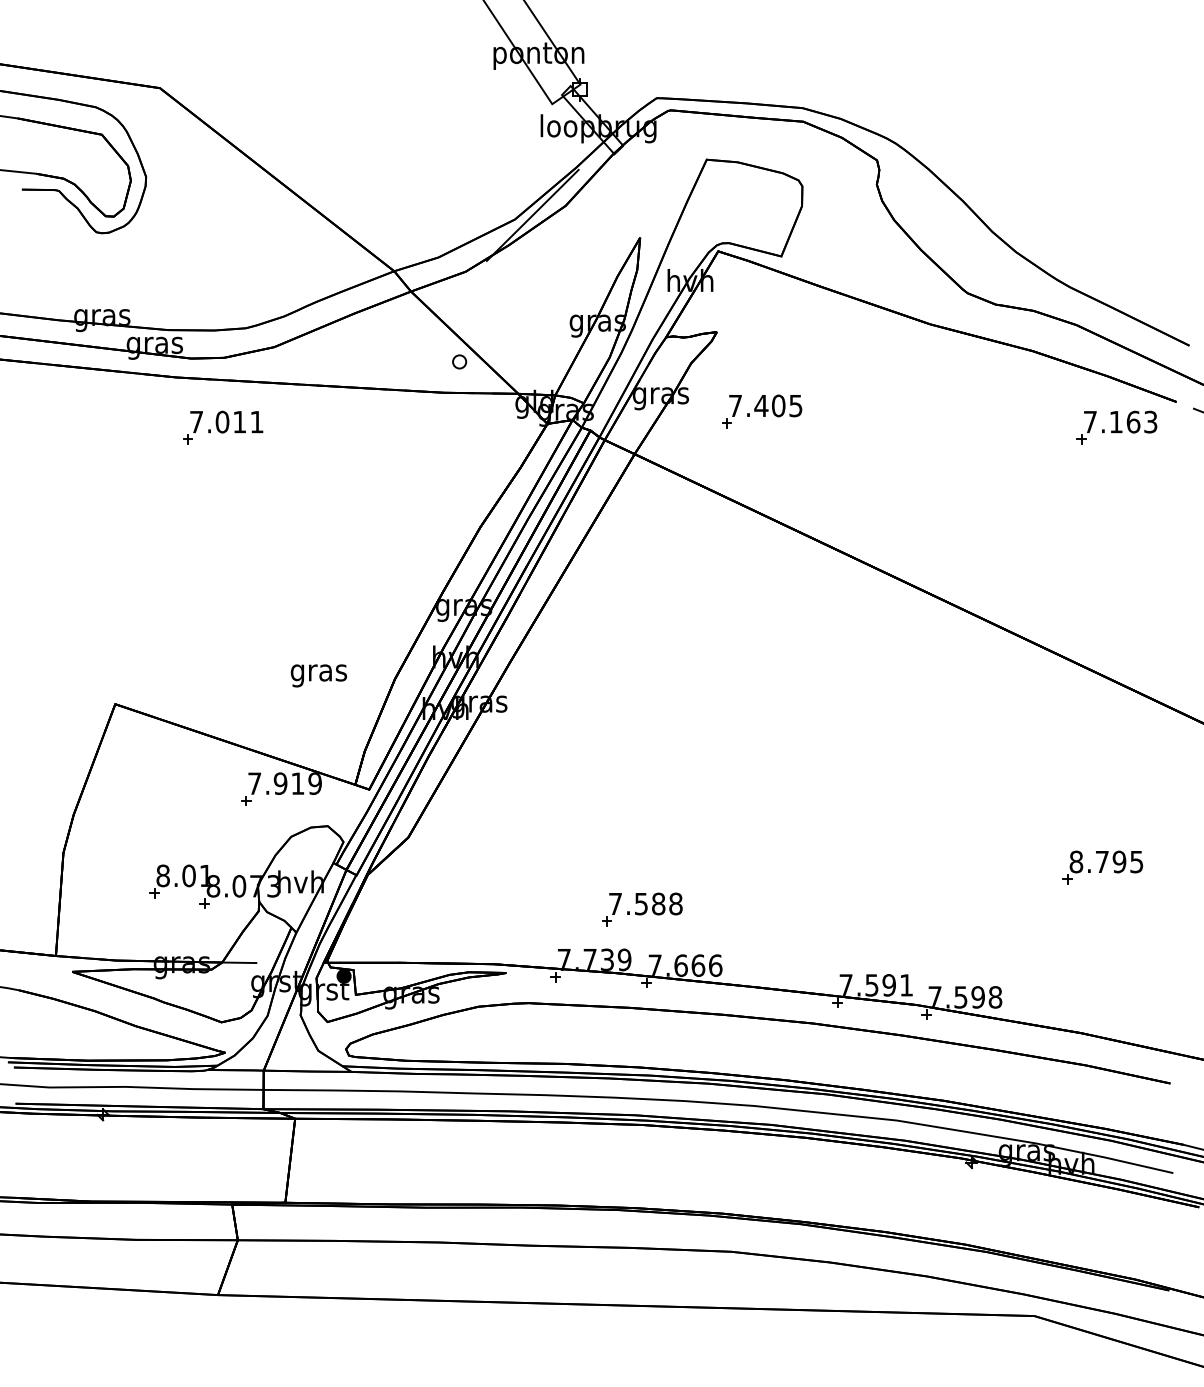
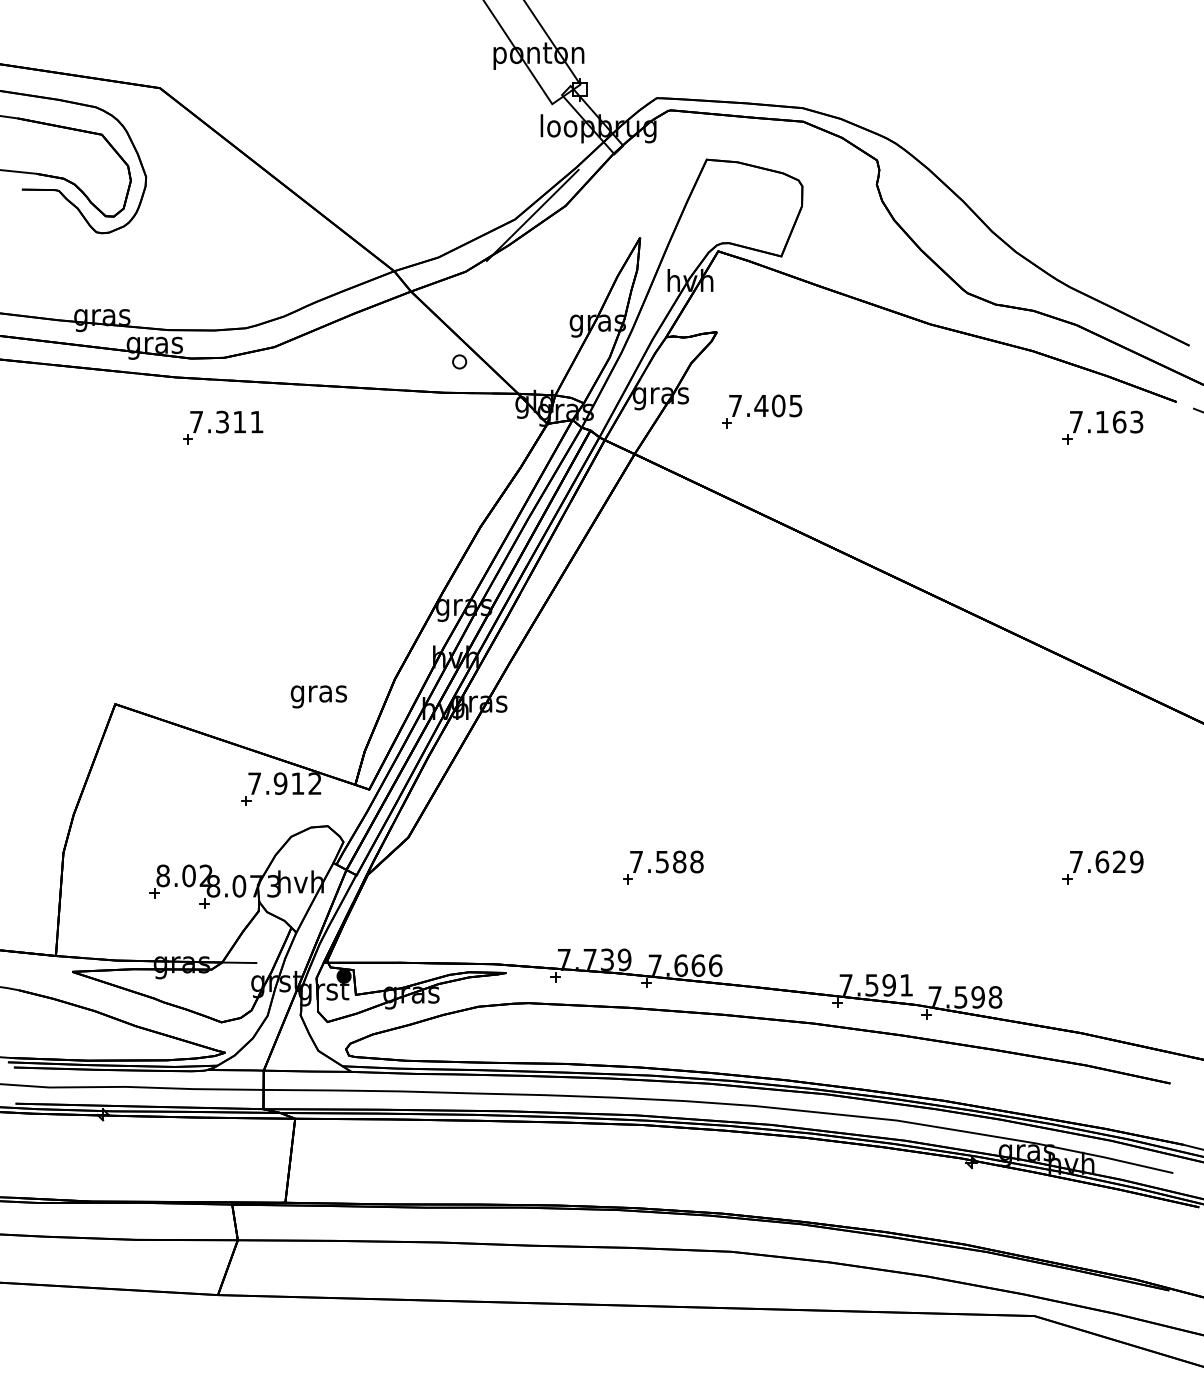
text: 7.011 -> 7.311 (222, 421)
part position: (1116, 427) -> (1102, 427) (1102, 427)
text position: (318, 675) -> (318, 696) (318, 696)
text: 7.919 -> 7.912 (314, 783)
text: 8.795 -> 7.629 (1106, 861)
text: 8.01 -> 8.02 (205, 875)
part position: (642, 909) -> (663, 867) (663, 867)
